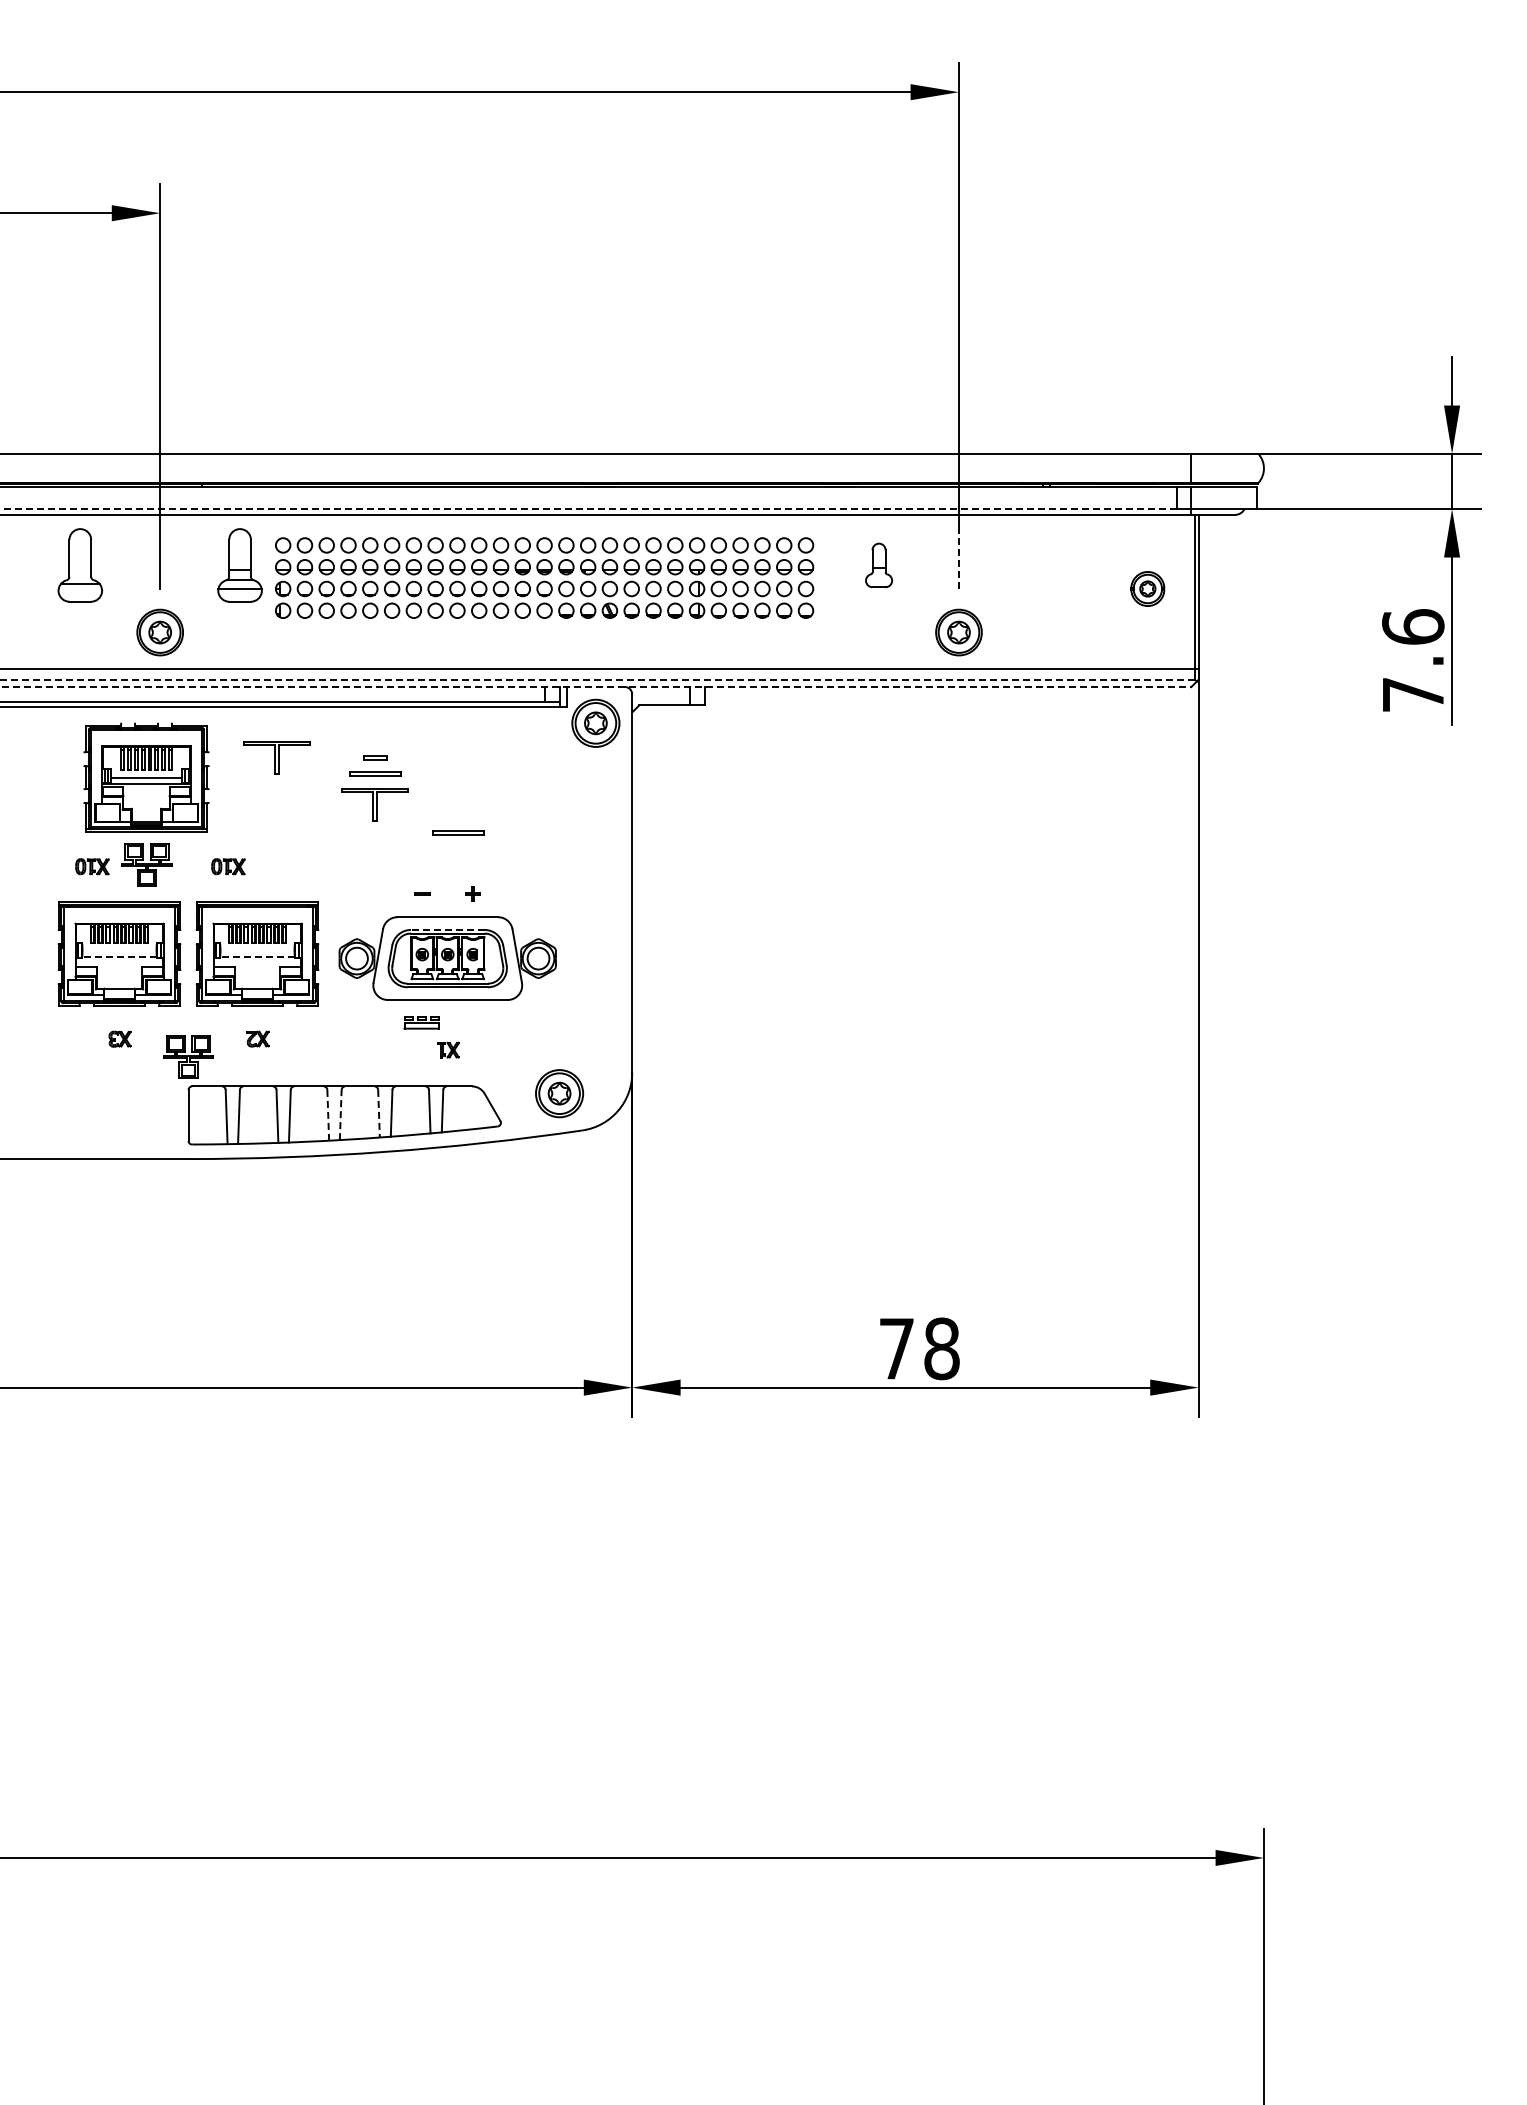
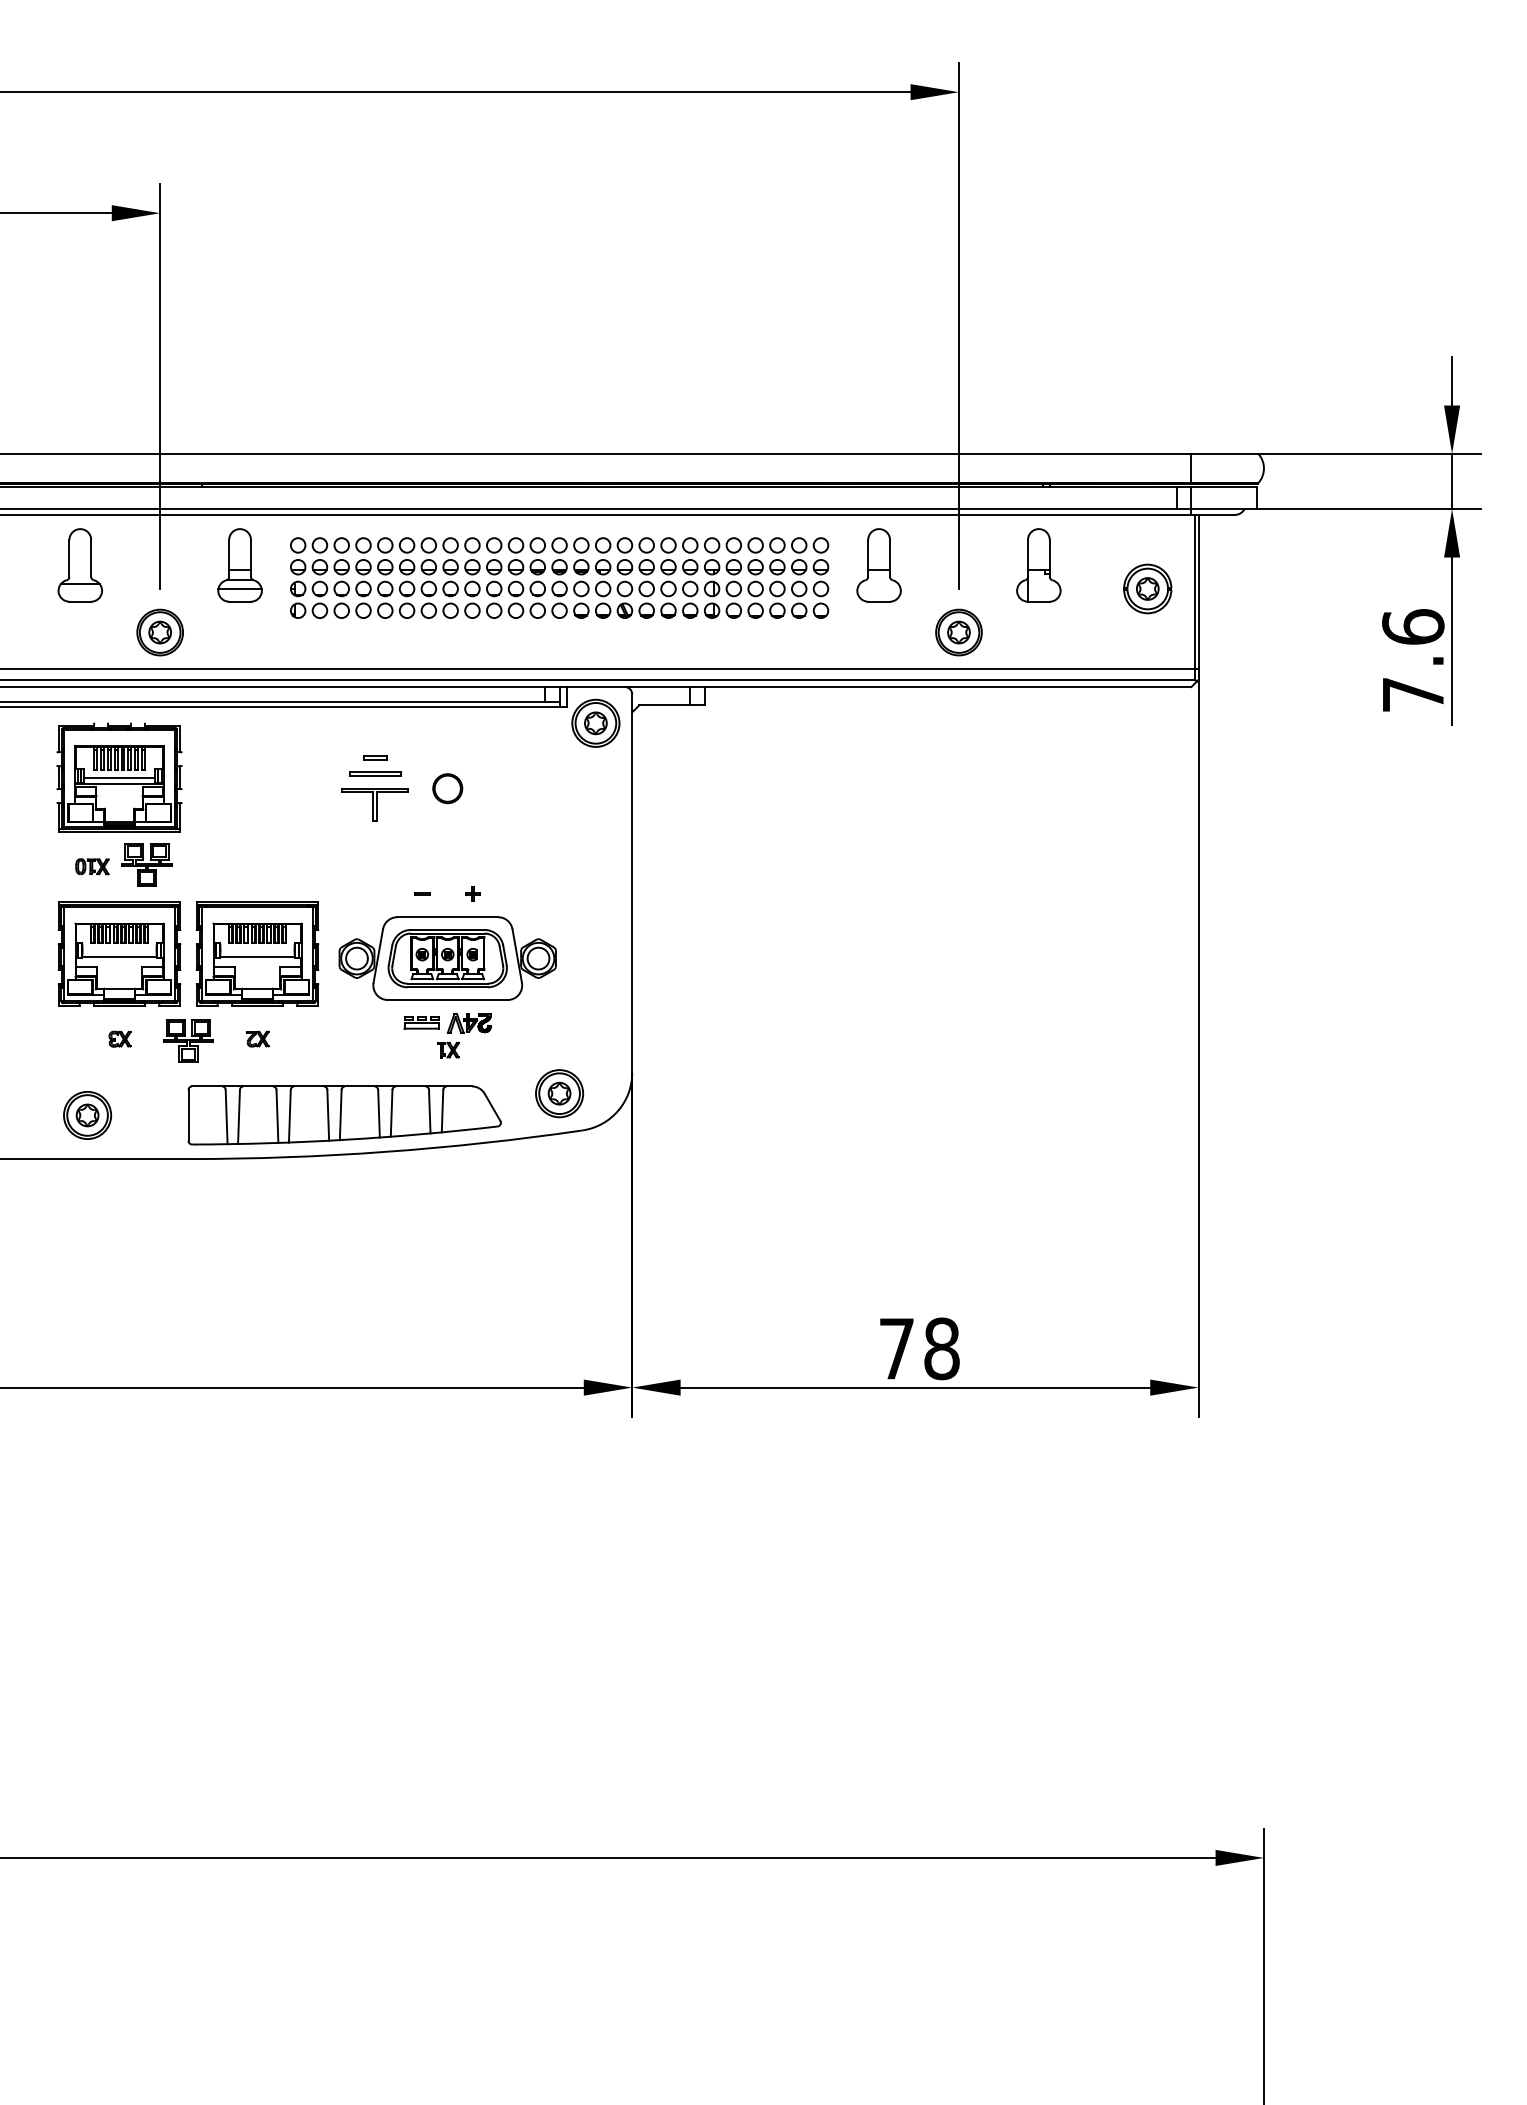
line: dashed -> solid (588, 509)
line: dashed -> solid (958, 557)
part size: 28x47 px -> 46x75 px (878, 565)
part: none -> present (1038, 565)
part position: (544, 577) -> (559, 577) (559, 577)
part size: 36x36 px -> 50x52 px (1147, 588)
line: dashed -> solid (597, 679)
line: dashed -> solid (596, 687)
part: present -> none (276, 757)
part position: (146, 777) -> (119, 777) (119, 777)
part: none -> present (447, 788)
part: present -> none (458, 832)
part: present -> none (228, 866)
line: dashed -> solid (447, 929)
line: dashed -> solid (119, 957)
line: dashed -> solid (257, 957)
part: none -> present (469, 1023)
part position: (188, 1056) -> (188, 1040) (188, 1040)
line: dashed -> solid (379, 1113)
line: dashed -> solid (340, 1114)
part: none -> present (87, 1115)
line: dashed -> solid (328, 1115)
